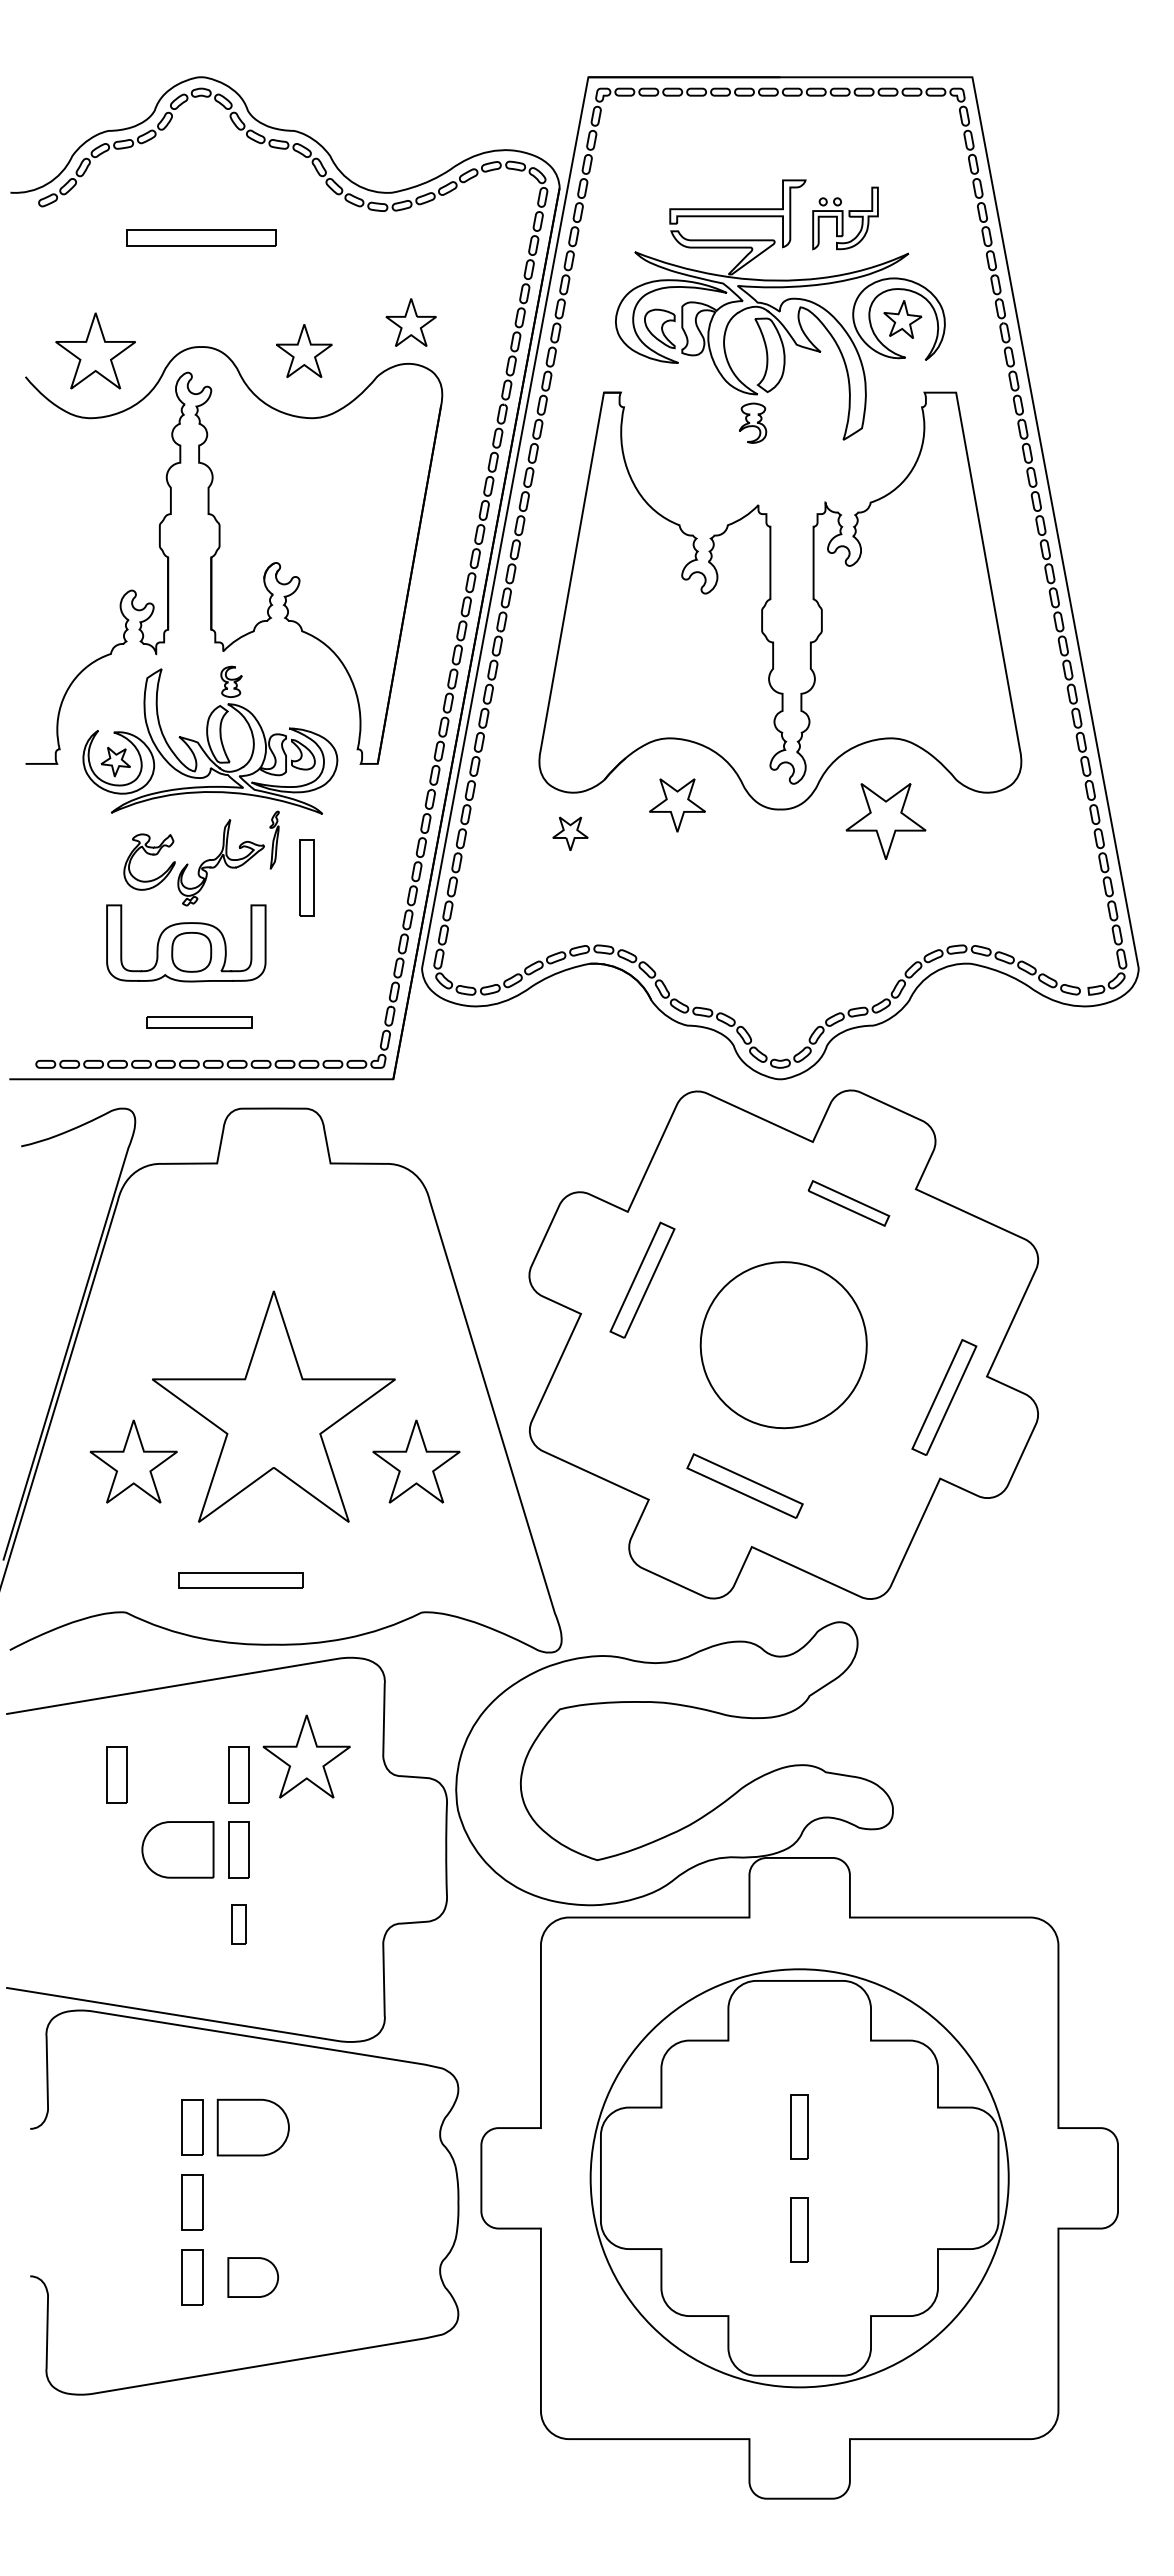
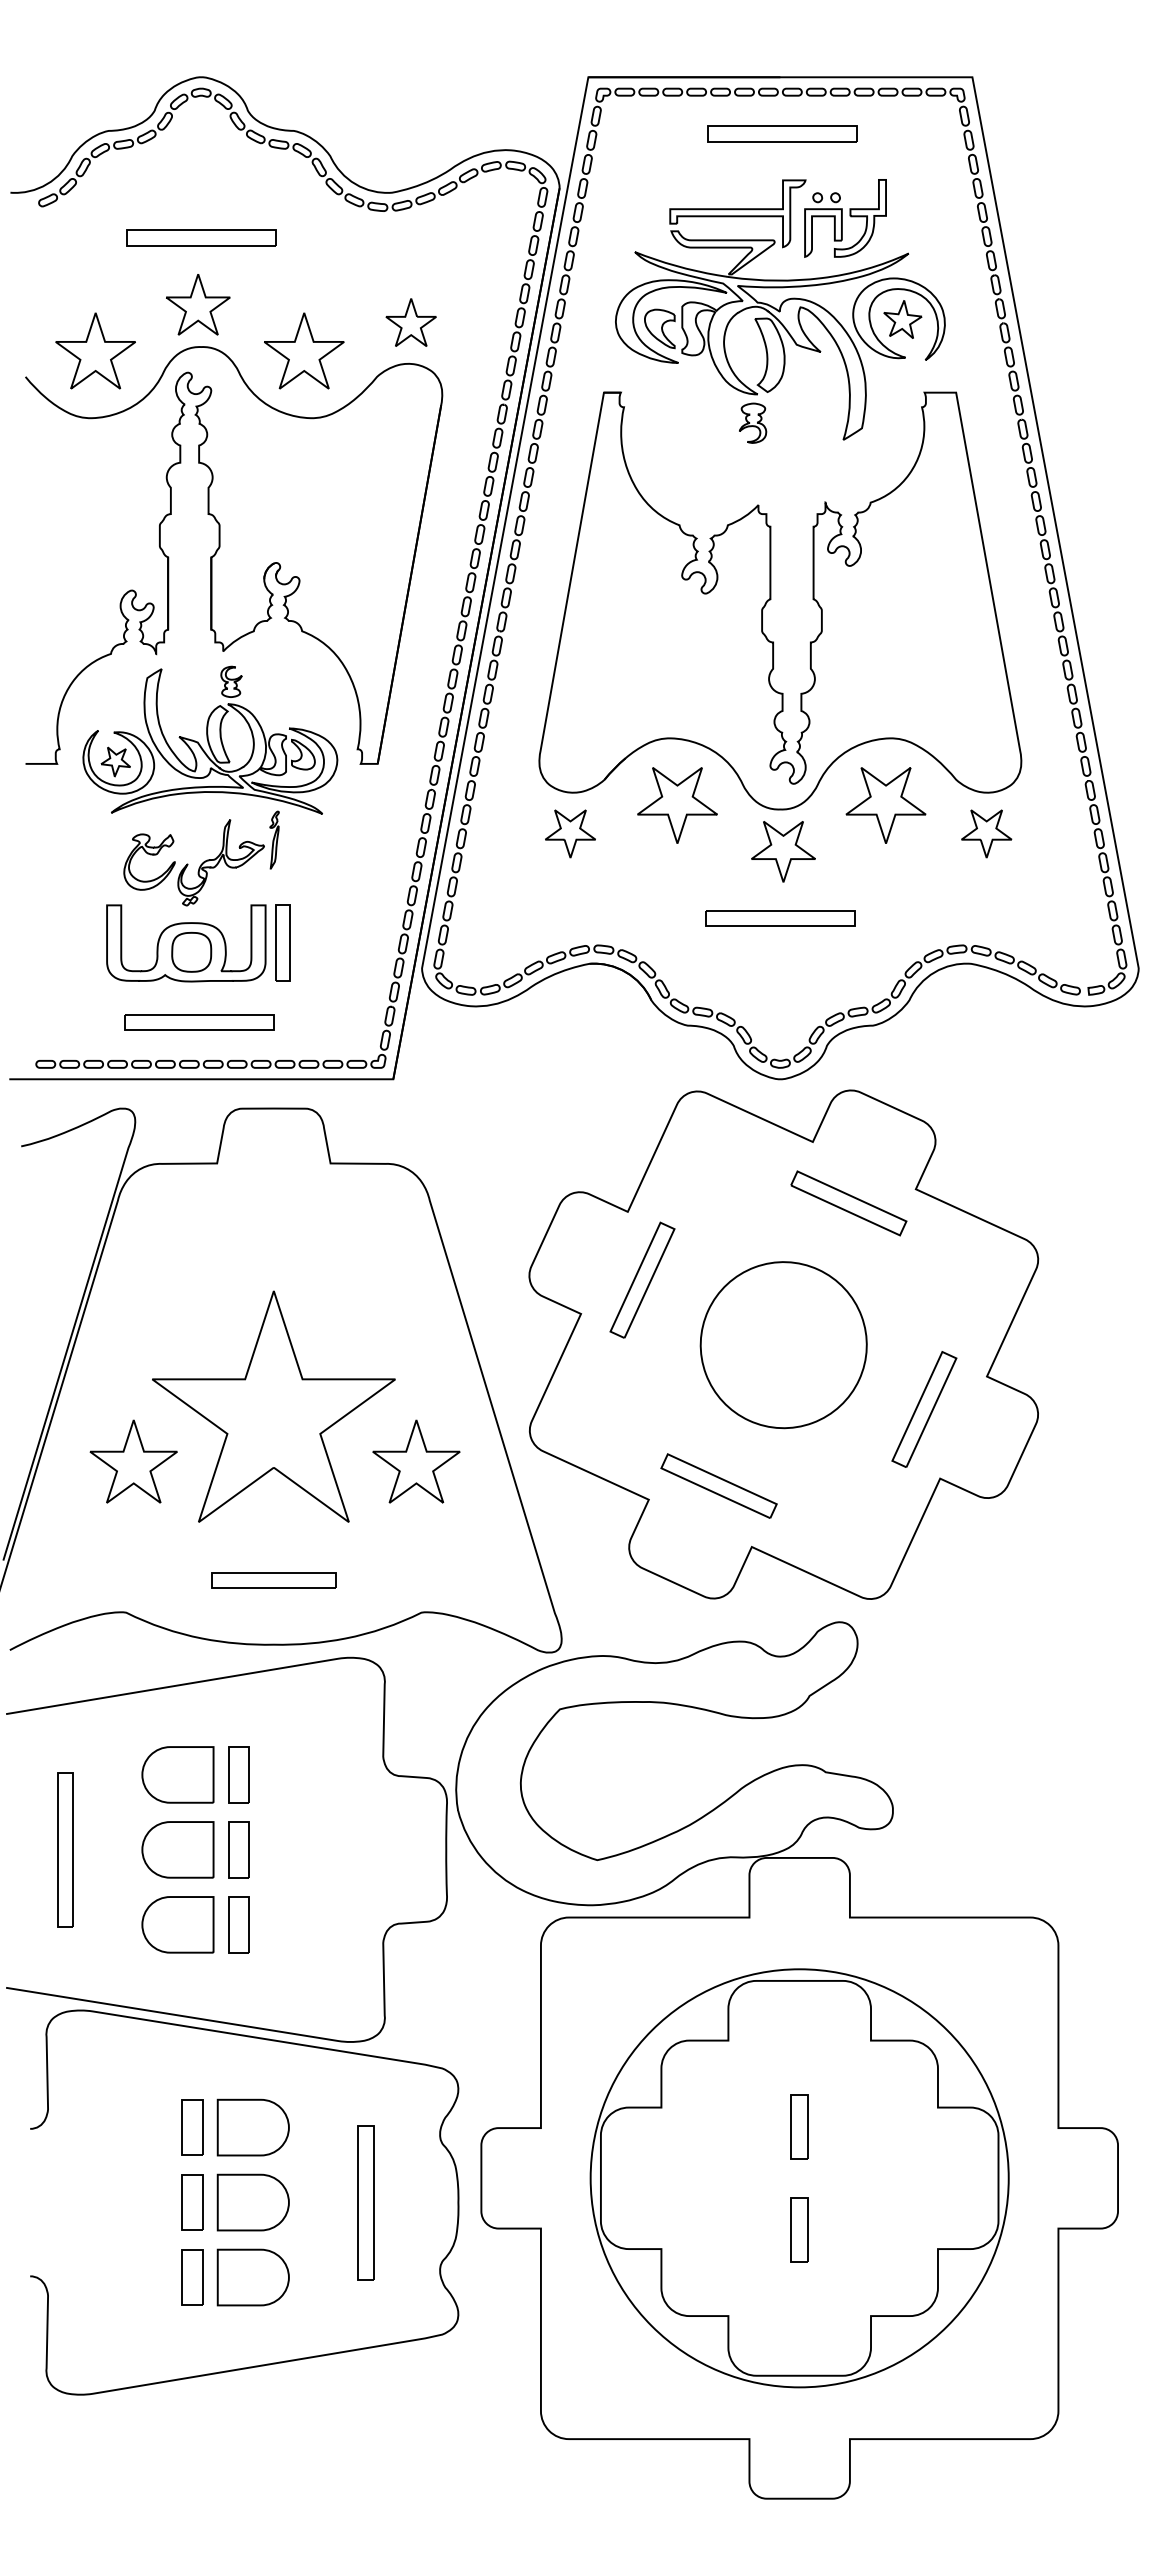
part: none -> present (782, 133)
part size: 67x65 px -> 83x79 px (845, 218)
part: none -> present (198, 304)
part size: 57x54 px -> 81x78 px (304, 350)
part size: 57x55 px -> 81x77 px (677, 805)
part position: (885, 821) -> (885, 805) (885, 805)
part size: 37x35 px -> 51x50 px (570, 833)
part: none -> present (986, 833)
part: none -> present (783, 851)
part position: (306, 877) -> (282, 942) (282, 942)
part: none -> present (780, 918)
part size: 107x13 px -> 151x17 px (199, 1022)
part size: 84x47 px -> 118x67 px (848, 1203)
part position: (944, 1397) -> (924, 1409) (924, 1409)
part position: (744, 1485) -> (718, 1485) (718, 1485)
part position: (240, 1580) -> (273, 1580) (273, 1580)
part: present -> none (306, 1756)
part: present -> none (116, 1774)
part: none -> present (177, 1774)
part: none -> present (65, 1849)
part: none -> present (177, 1924)
part size: 16x41 px -> 22x58 px (238, 1924)
part: none -> present (252, 2202)
part: none -> present (365, 2202)
part size: 53x41 px -> 74x59 px (252, 2277)
